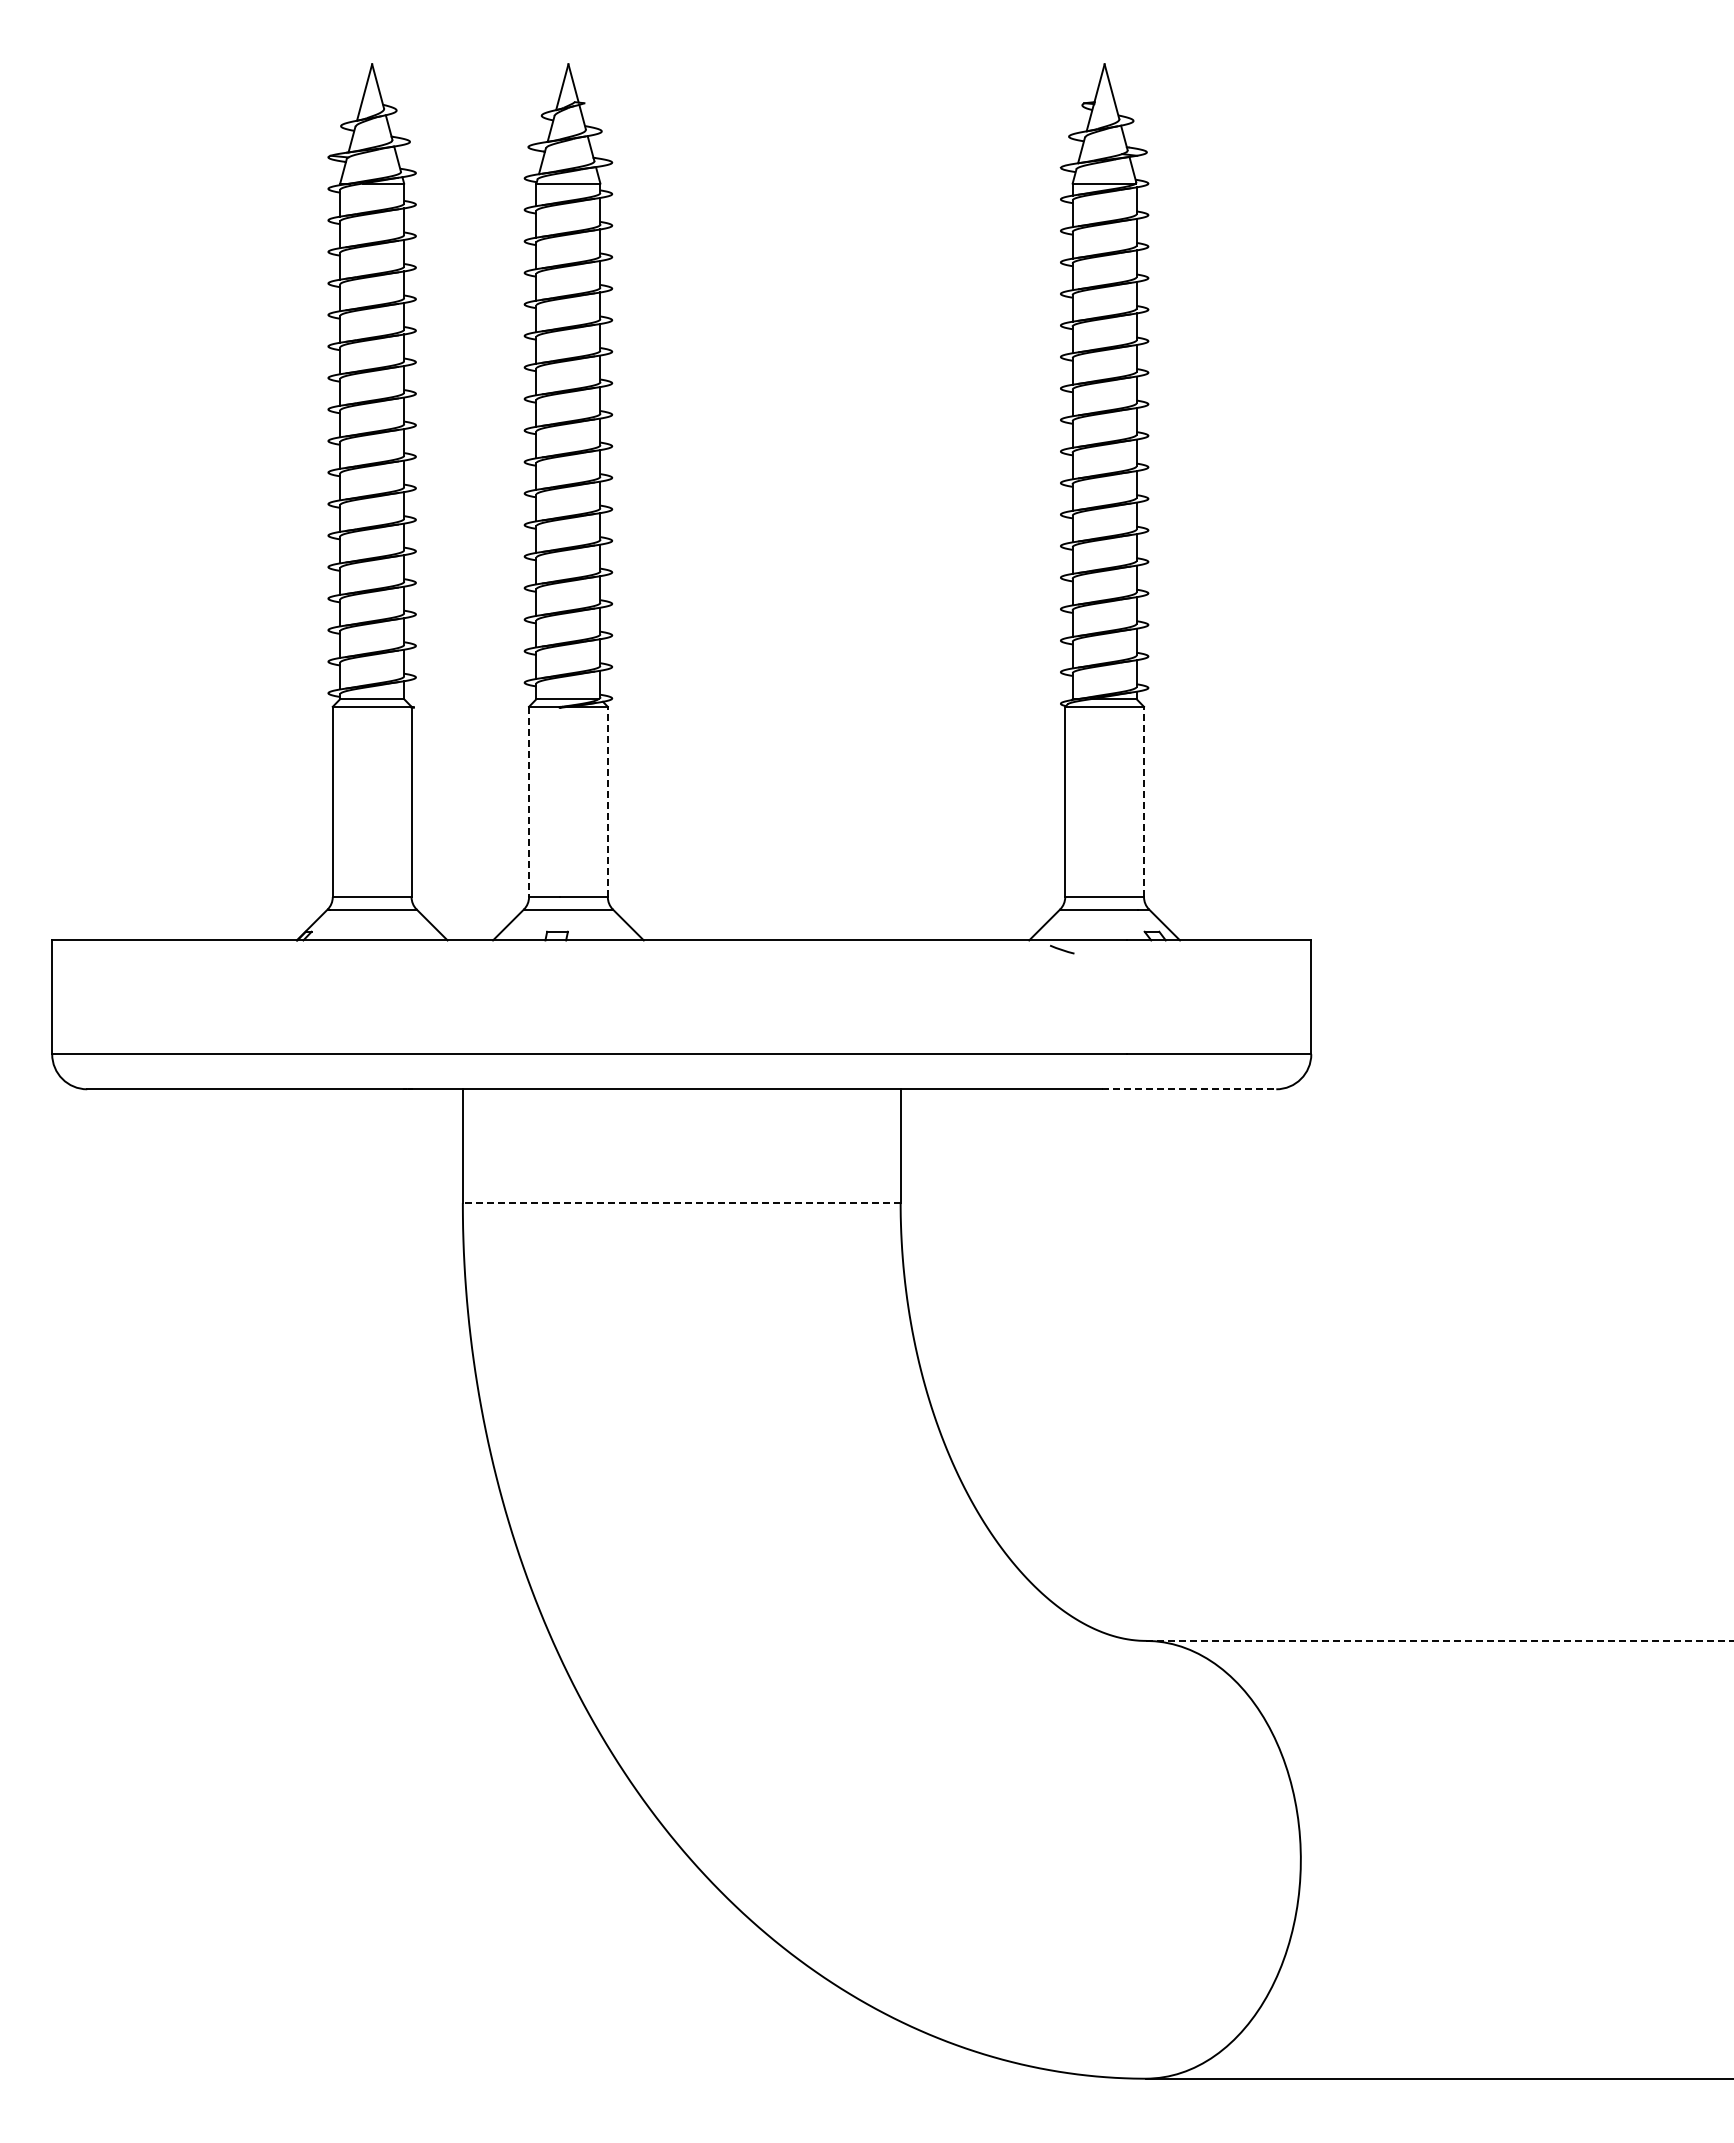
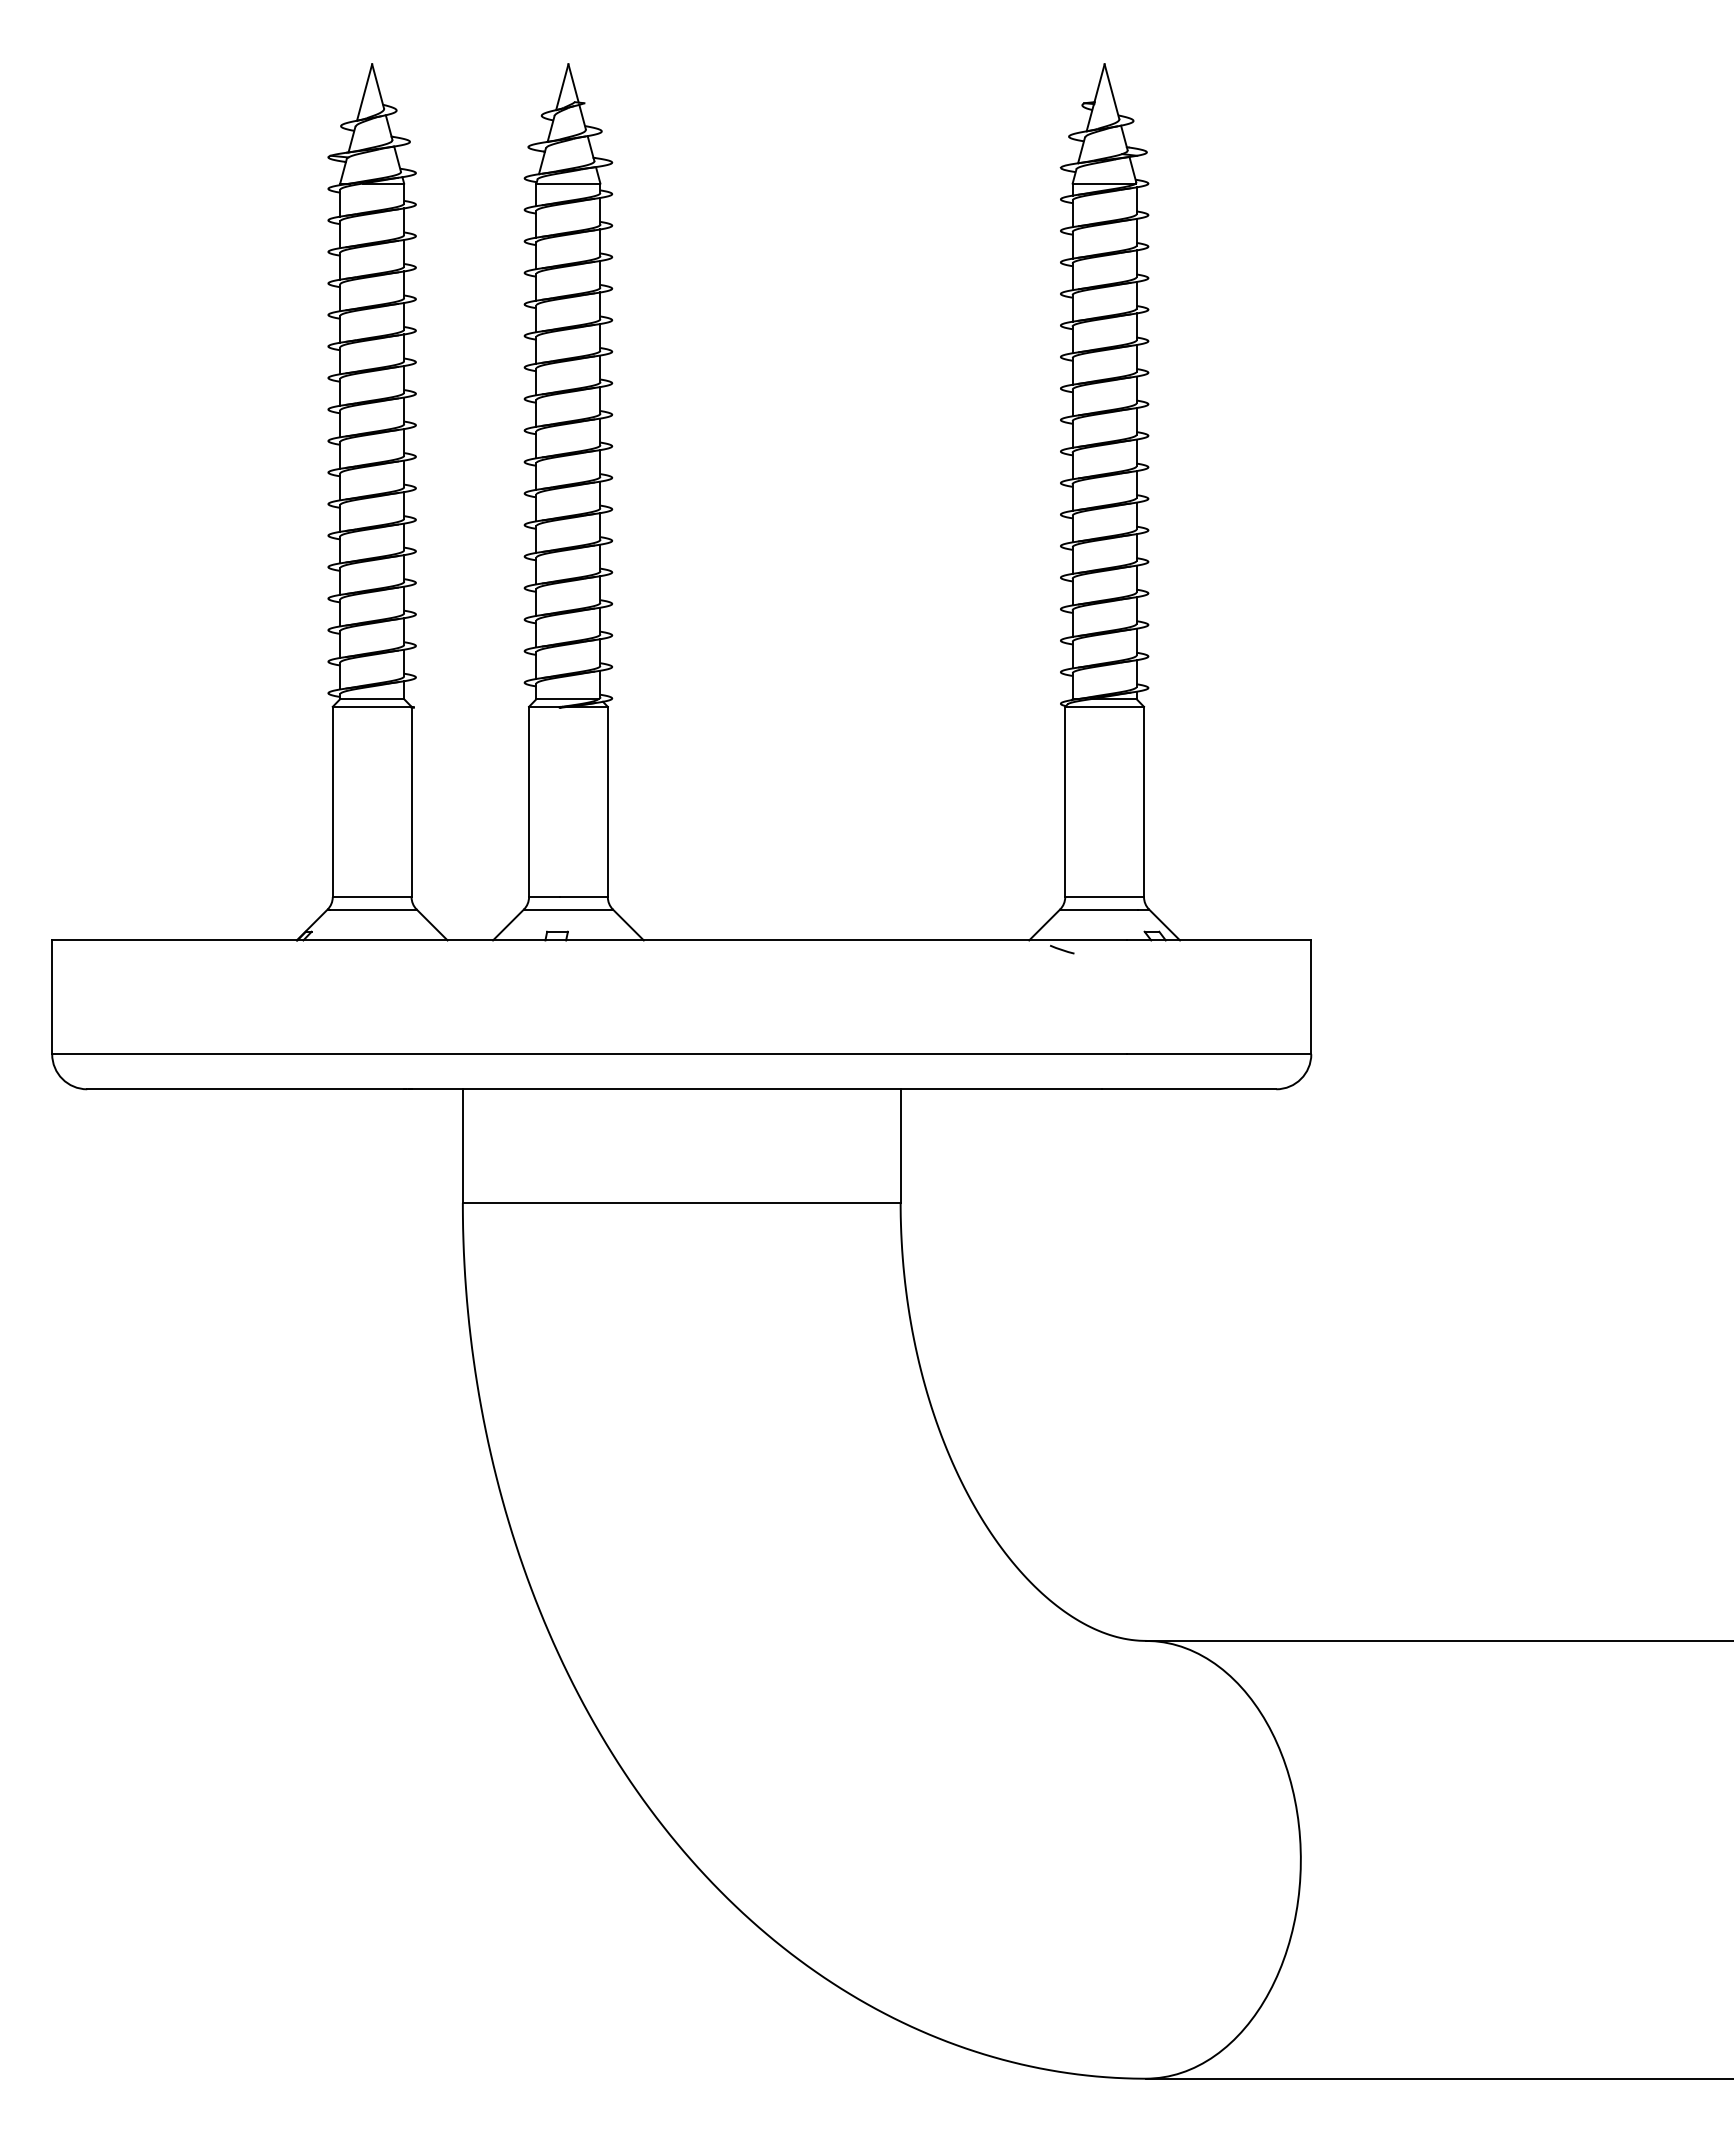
line: dashed -> solid (607, 801)
line: dashed -> solid (1144, 801)
line: dashed -> solid (529, 802)
line: dashed -> solid (1189, 1089)
line: dashed -> solid (681, 1203)
line: dashed -> solid (1439, 1640)
